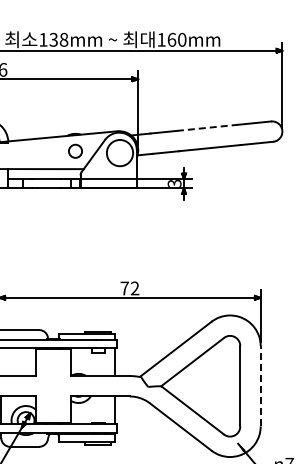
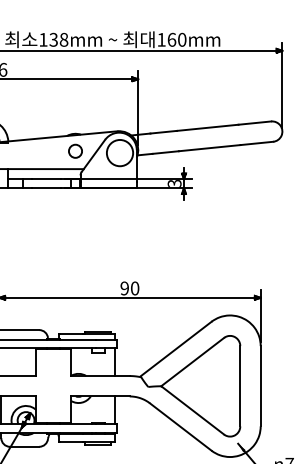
line: dashed -> solid (207, 127)
text: 72 -> 90 (129, 288)
line: dashed -> solid (260, 385)
